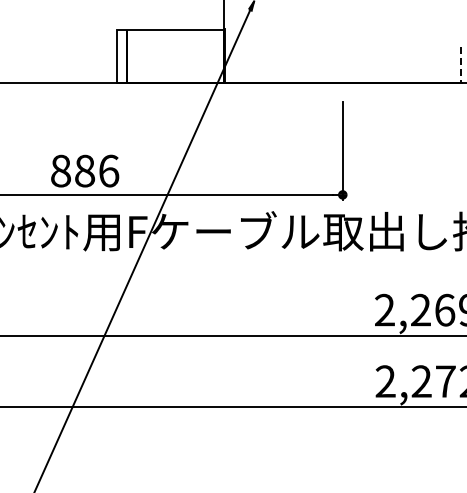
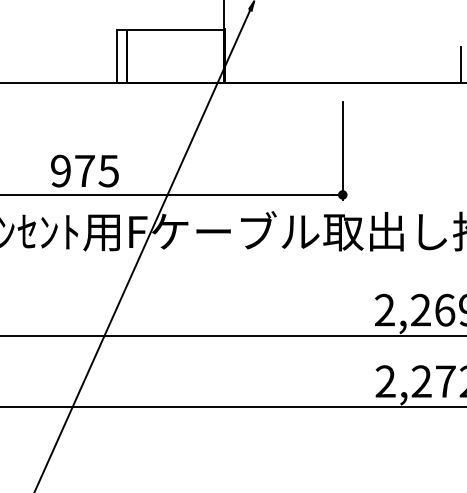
line: dashed -> solid (460, 64)
text: 886 -> 975 (85, 170)
